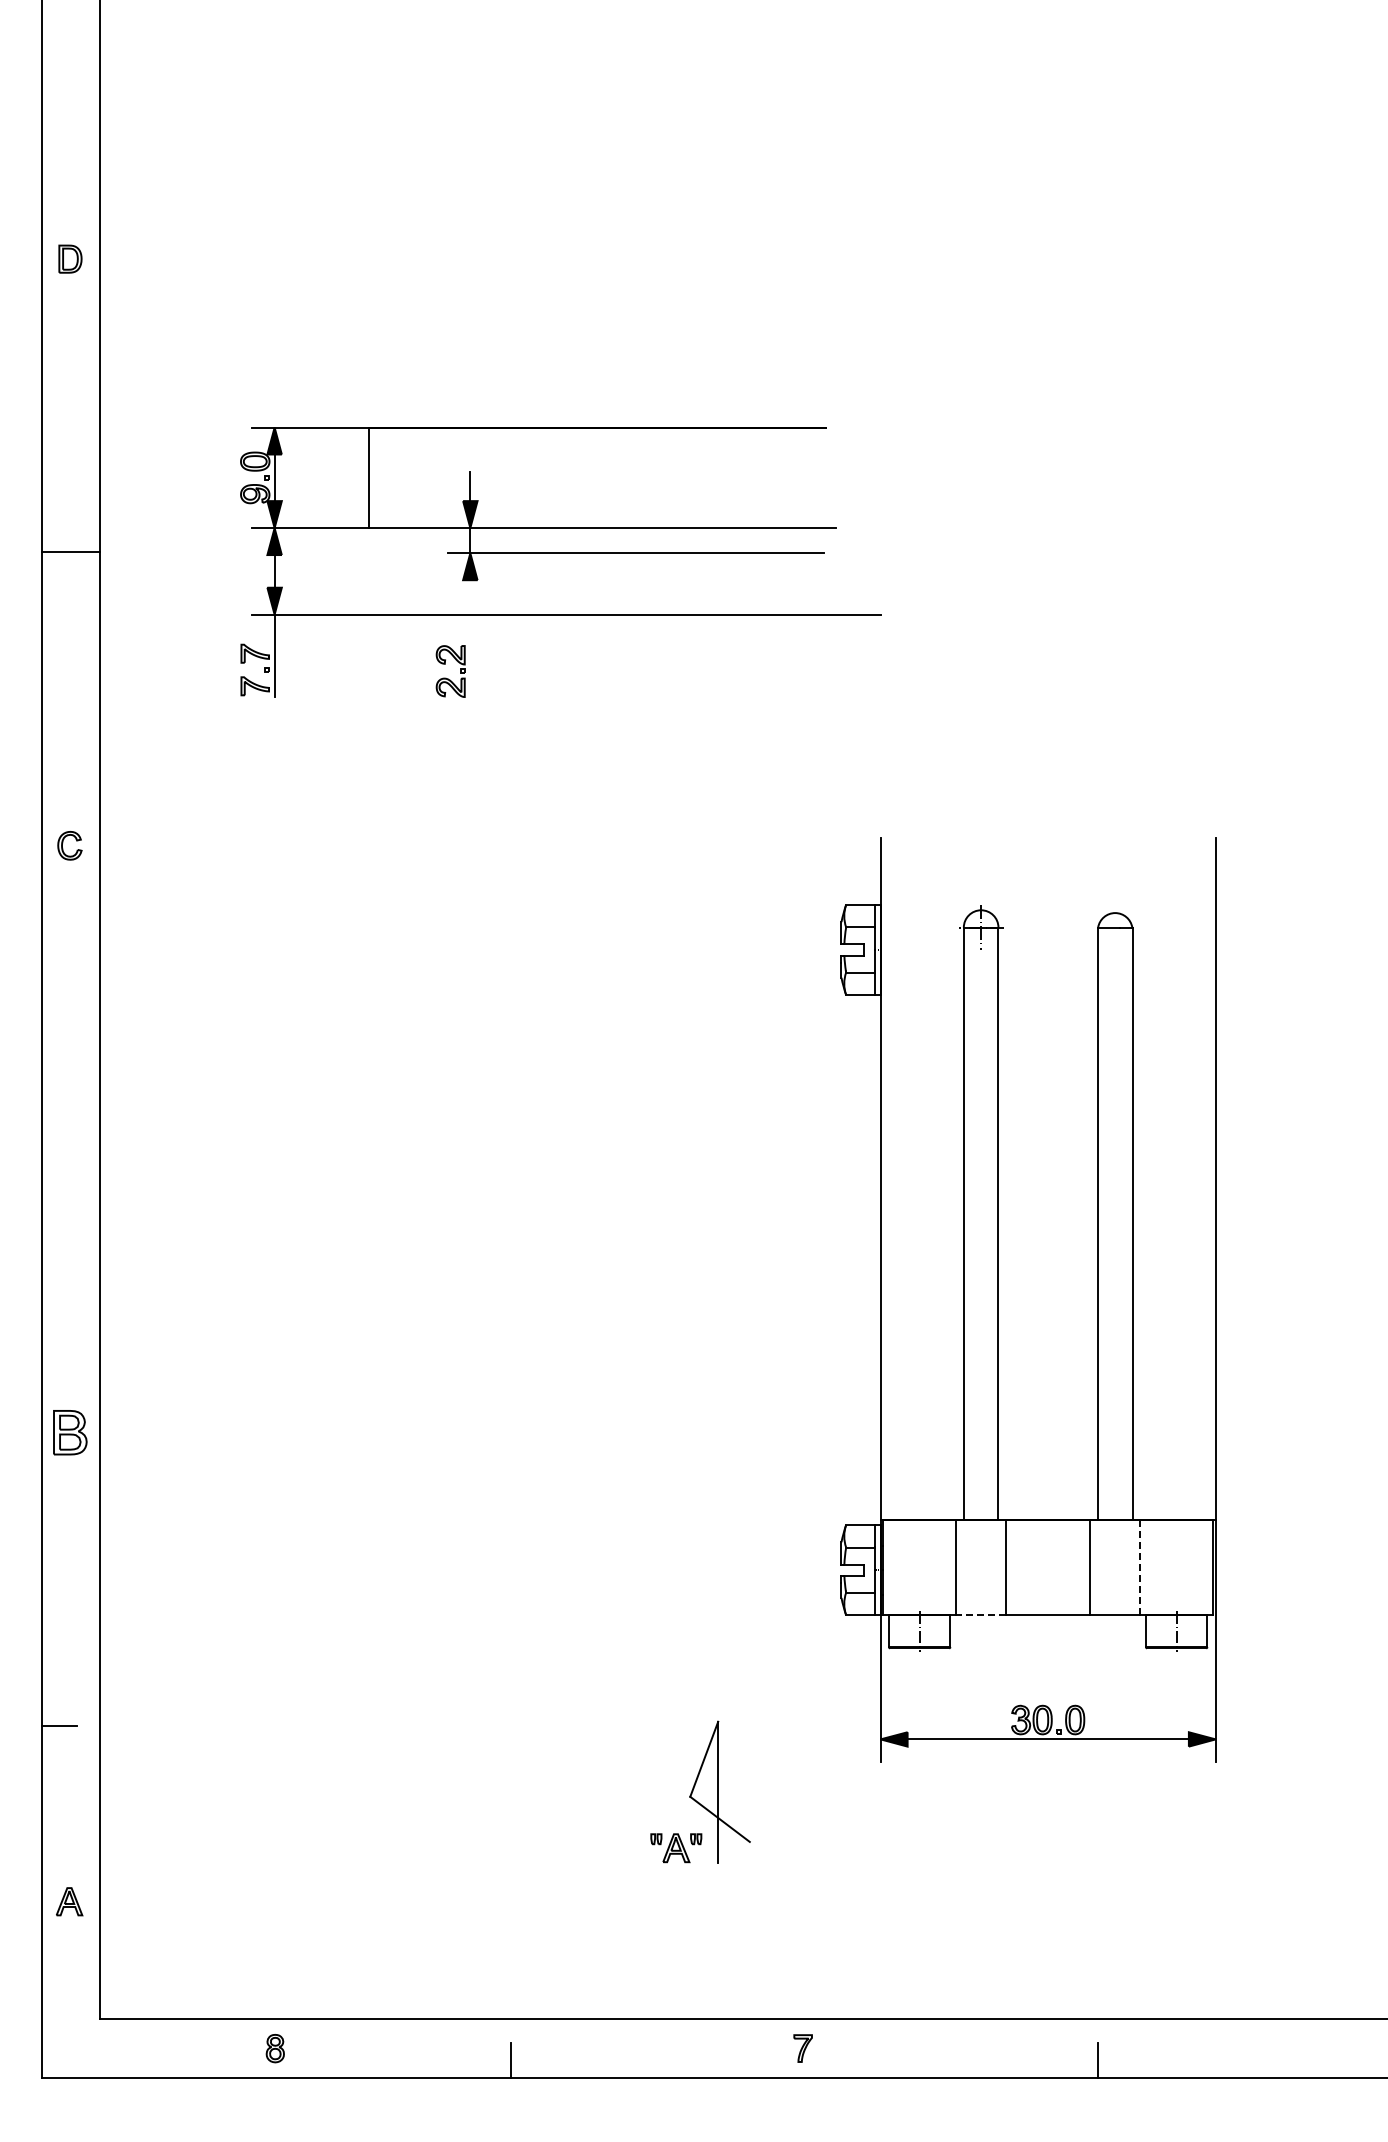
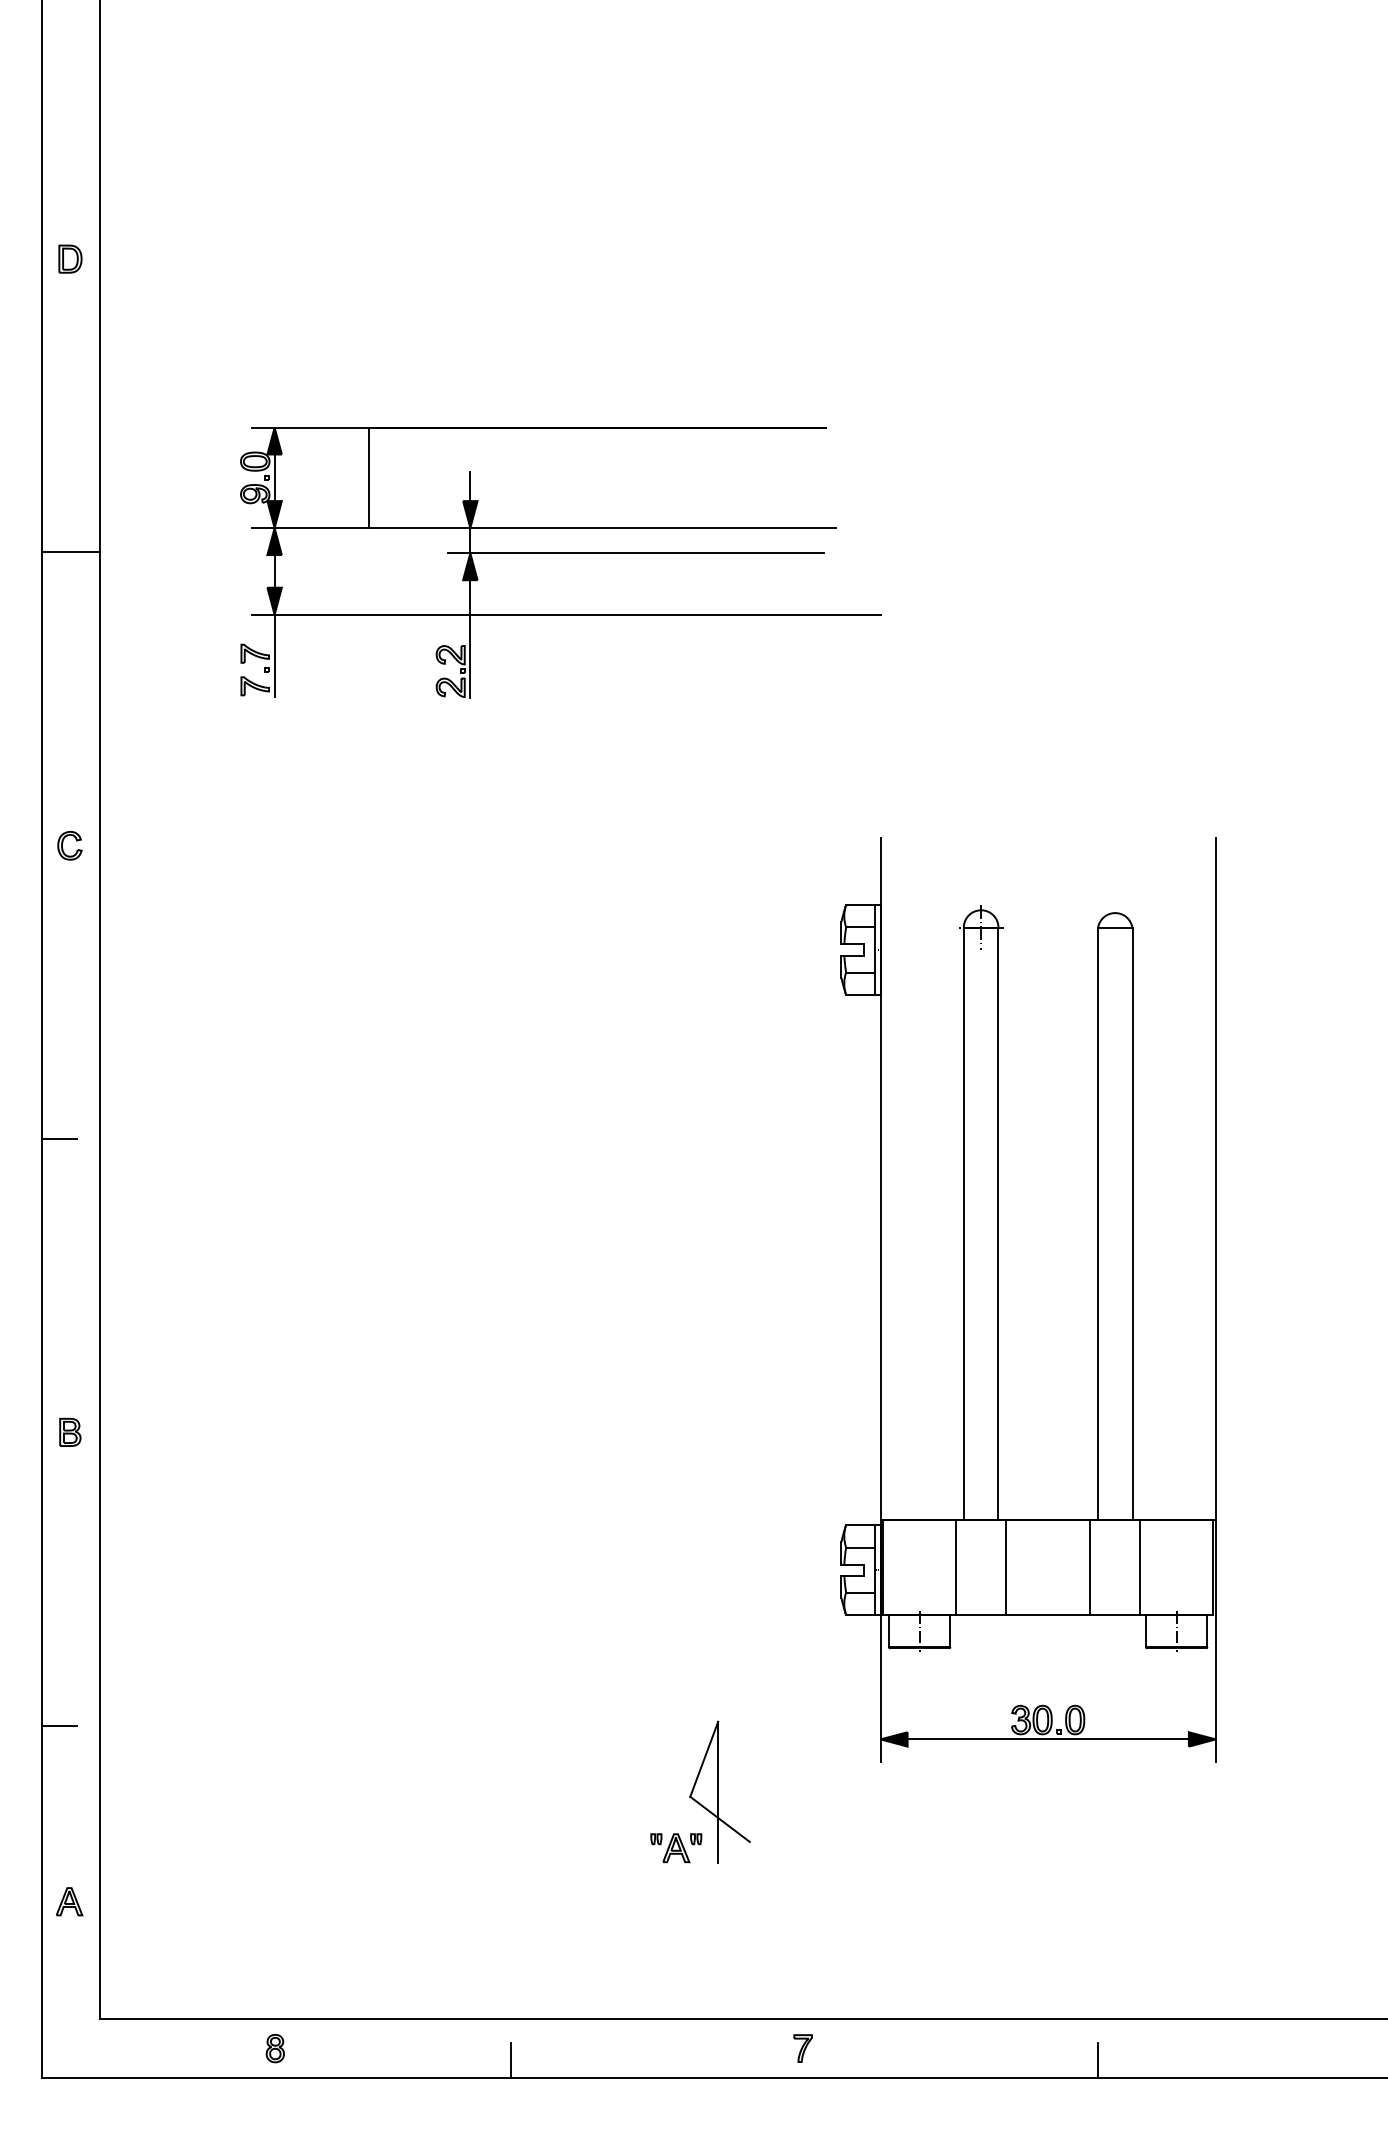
line: none -> present (470, 639)
line: none -> present (58, 1139)
part size: 35x46 px -> 23x30 px (70, 1431)
line: dashed -> solid (1140, 1566)
line: dashed -> solid (980, 1614)
